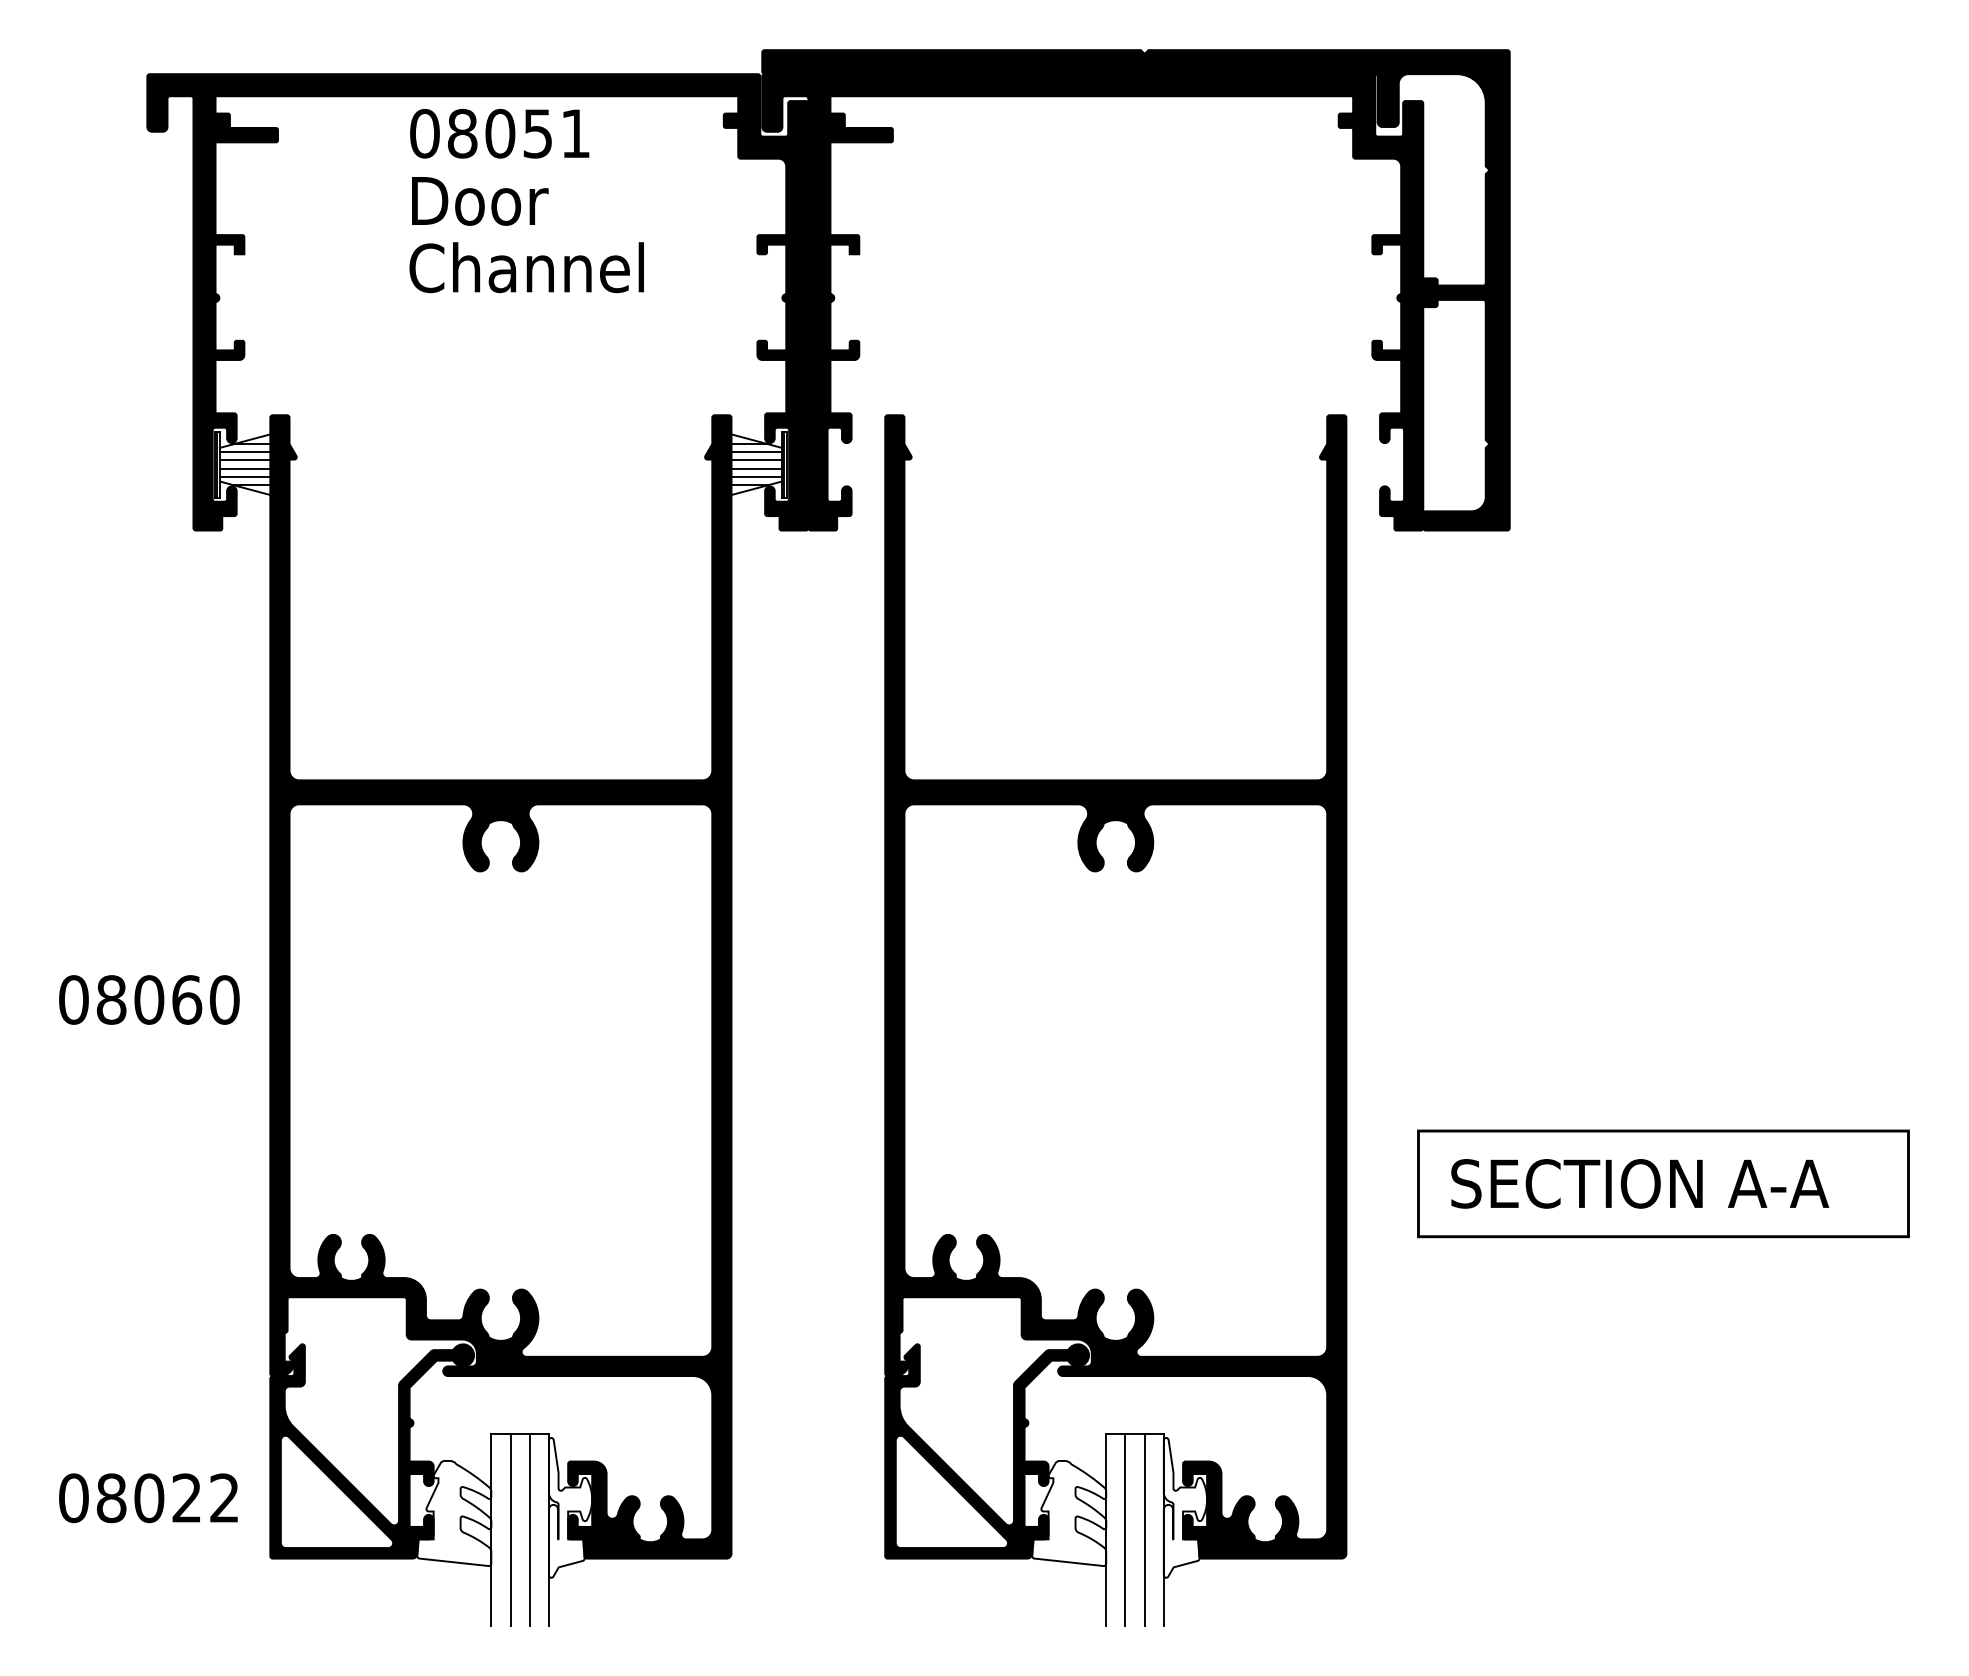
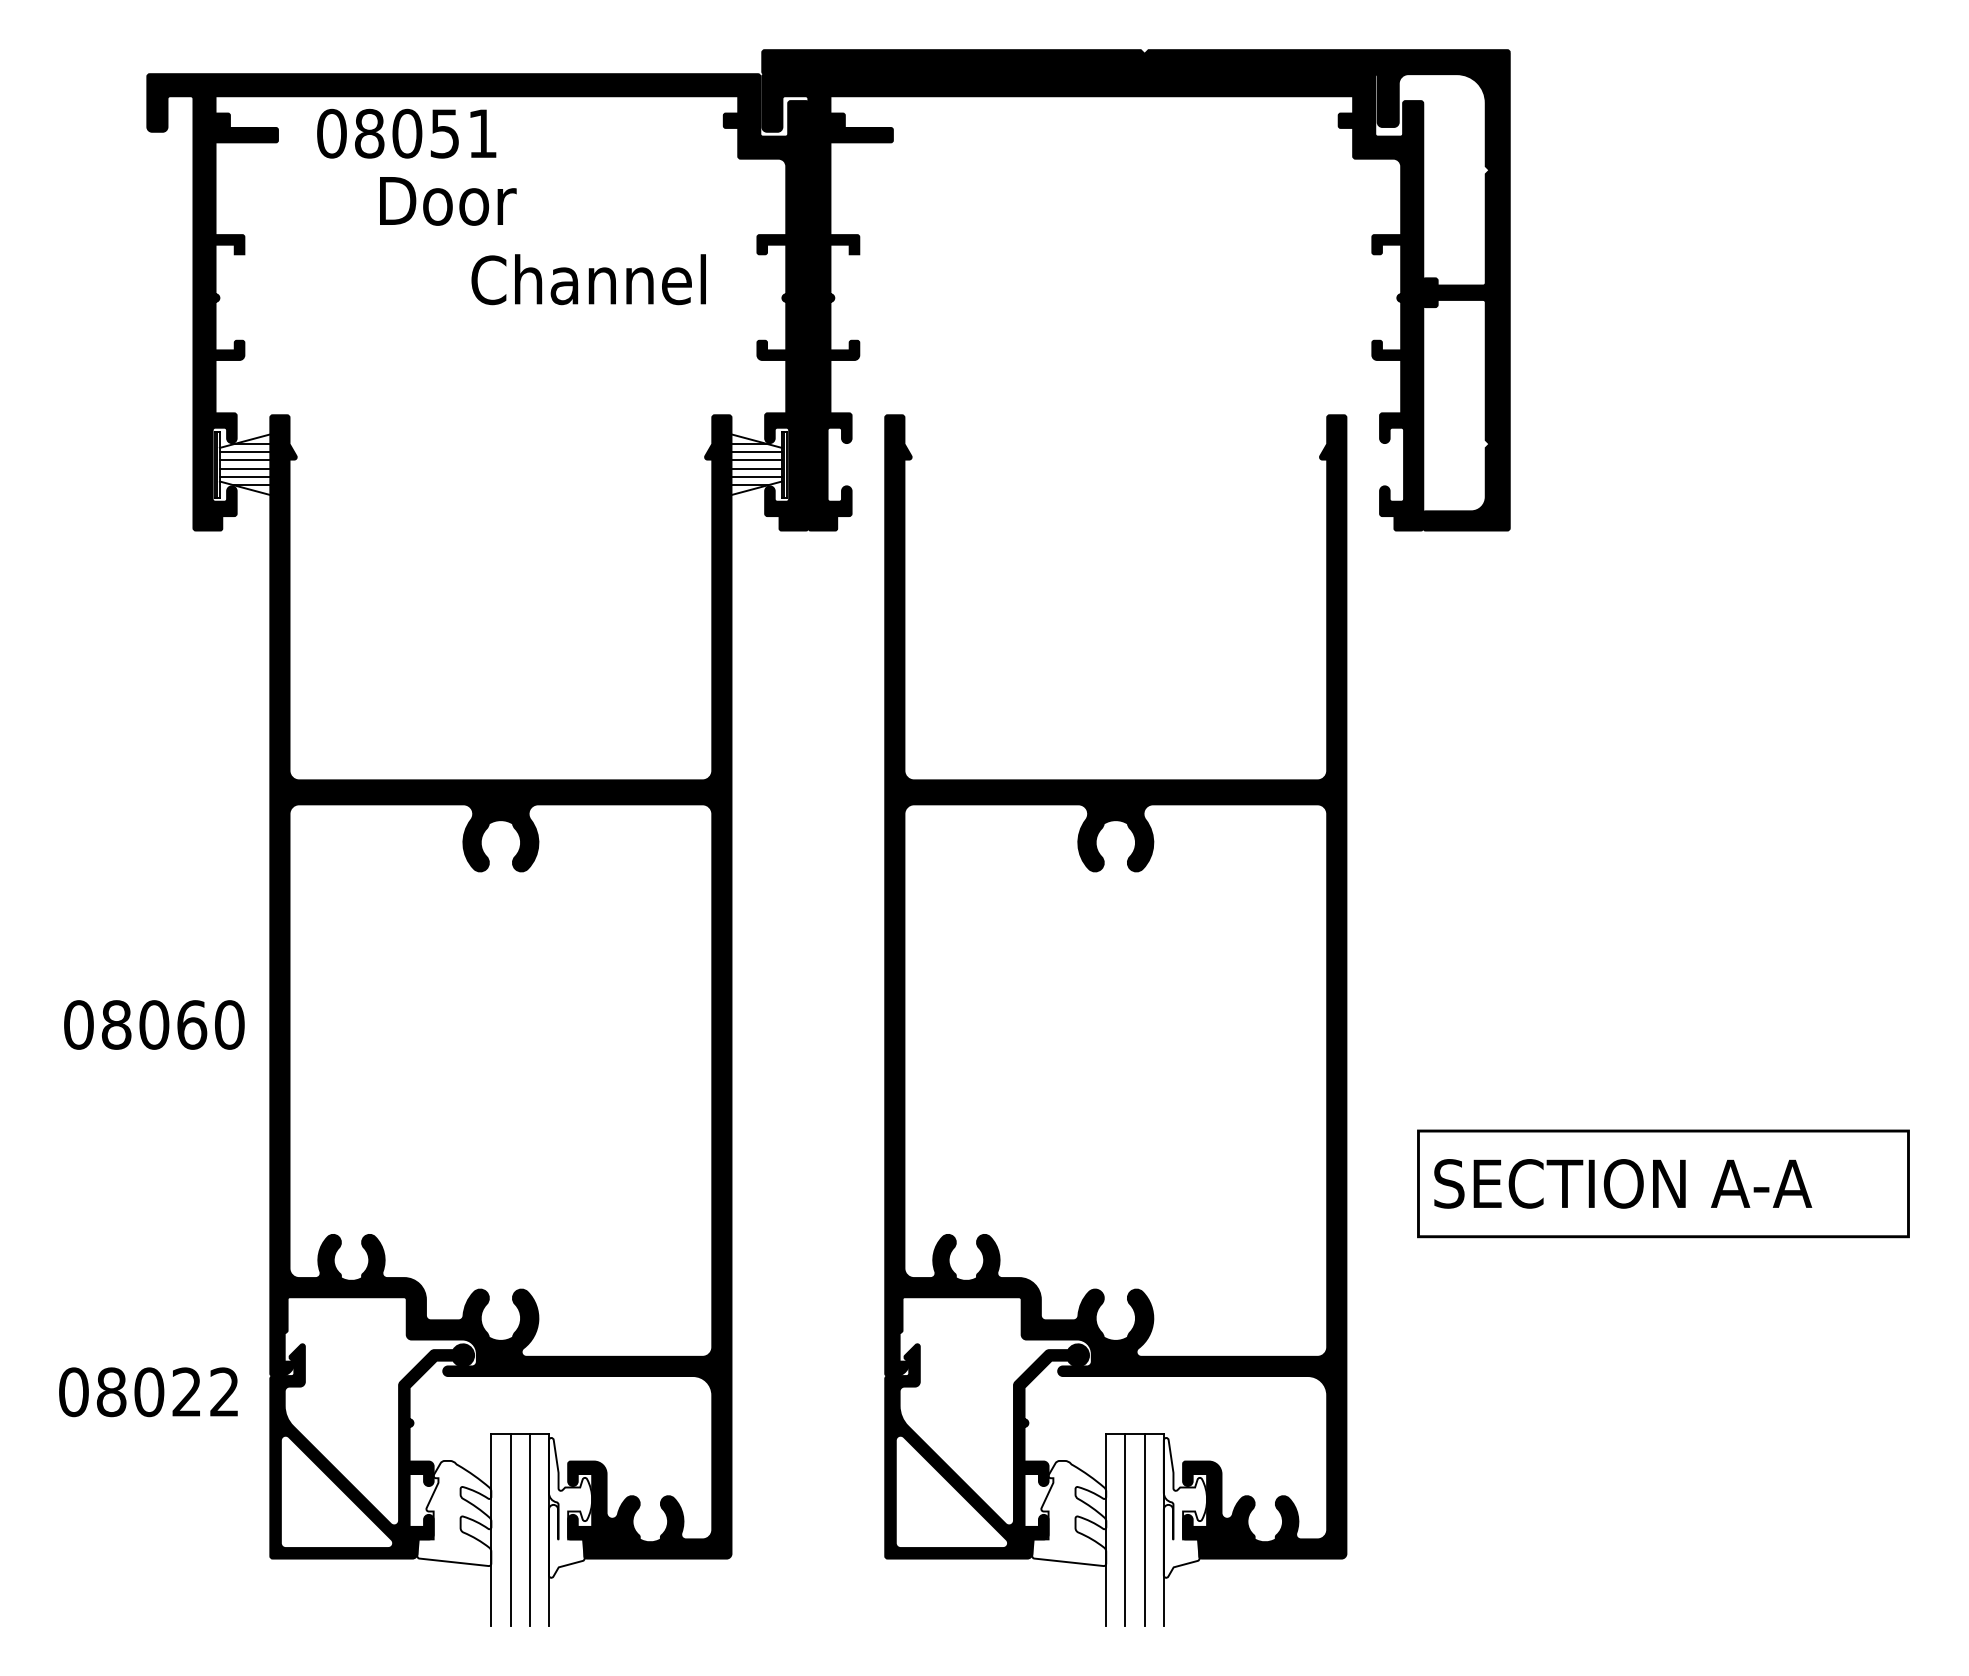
text position: (499, 133) -> (406, 133) (406, 133)
text position: (480, 201) -> (448, 201) (448, 201)
text position: (526, 267) -> (588, 279) (588, 279)
text position: (149, 999) -> (154, 1024) (154, 1024)
text position: (1640, 1183) -> (1623, 1183) (1623, 1183)
text position: (148, 1498) -> (148, 1392) (148, 1392)
